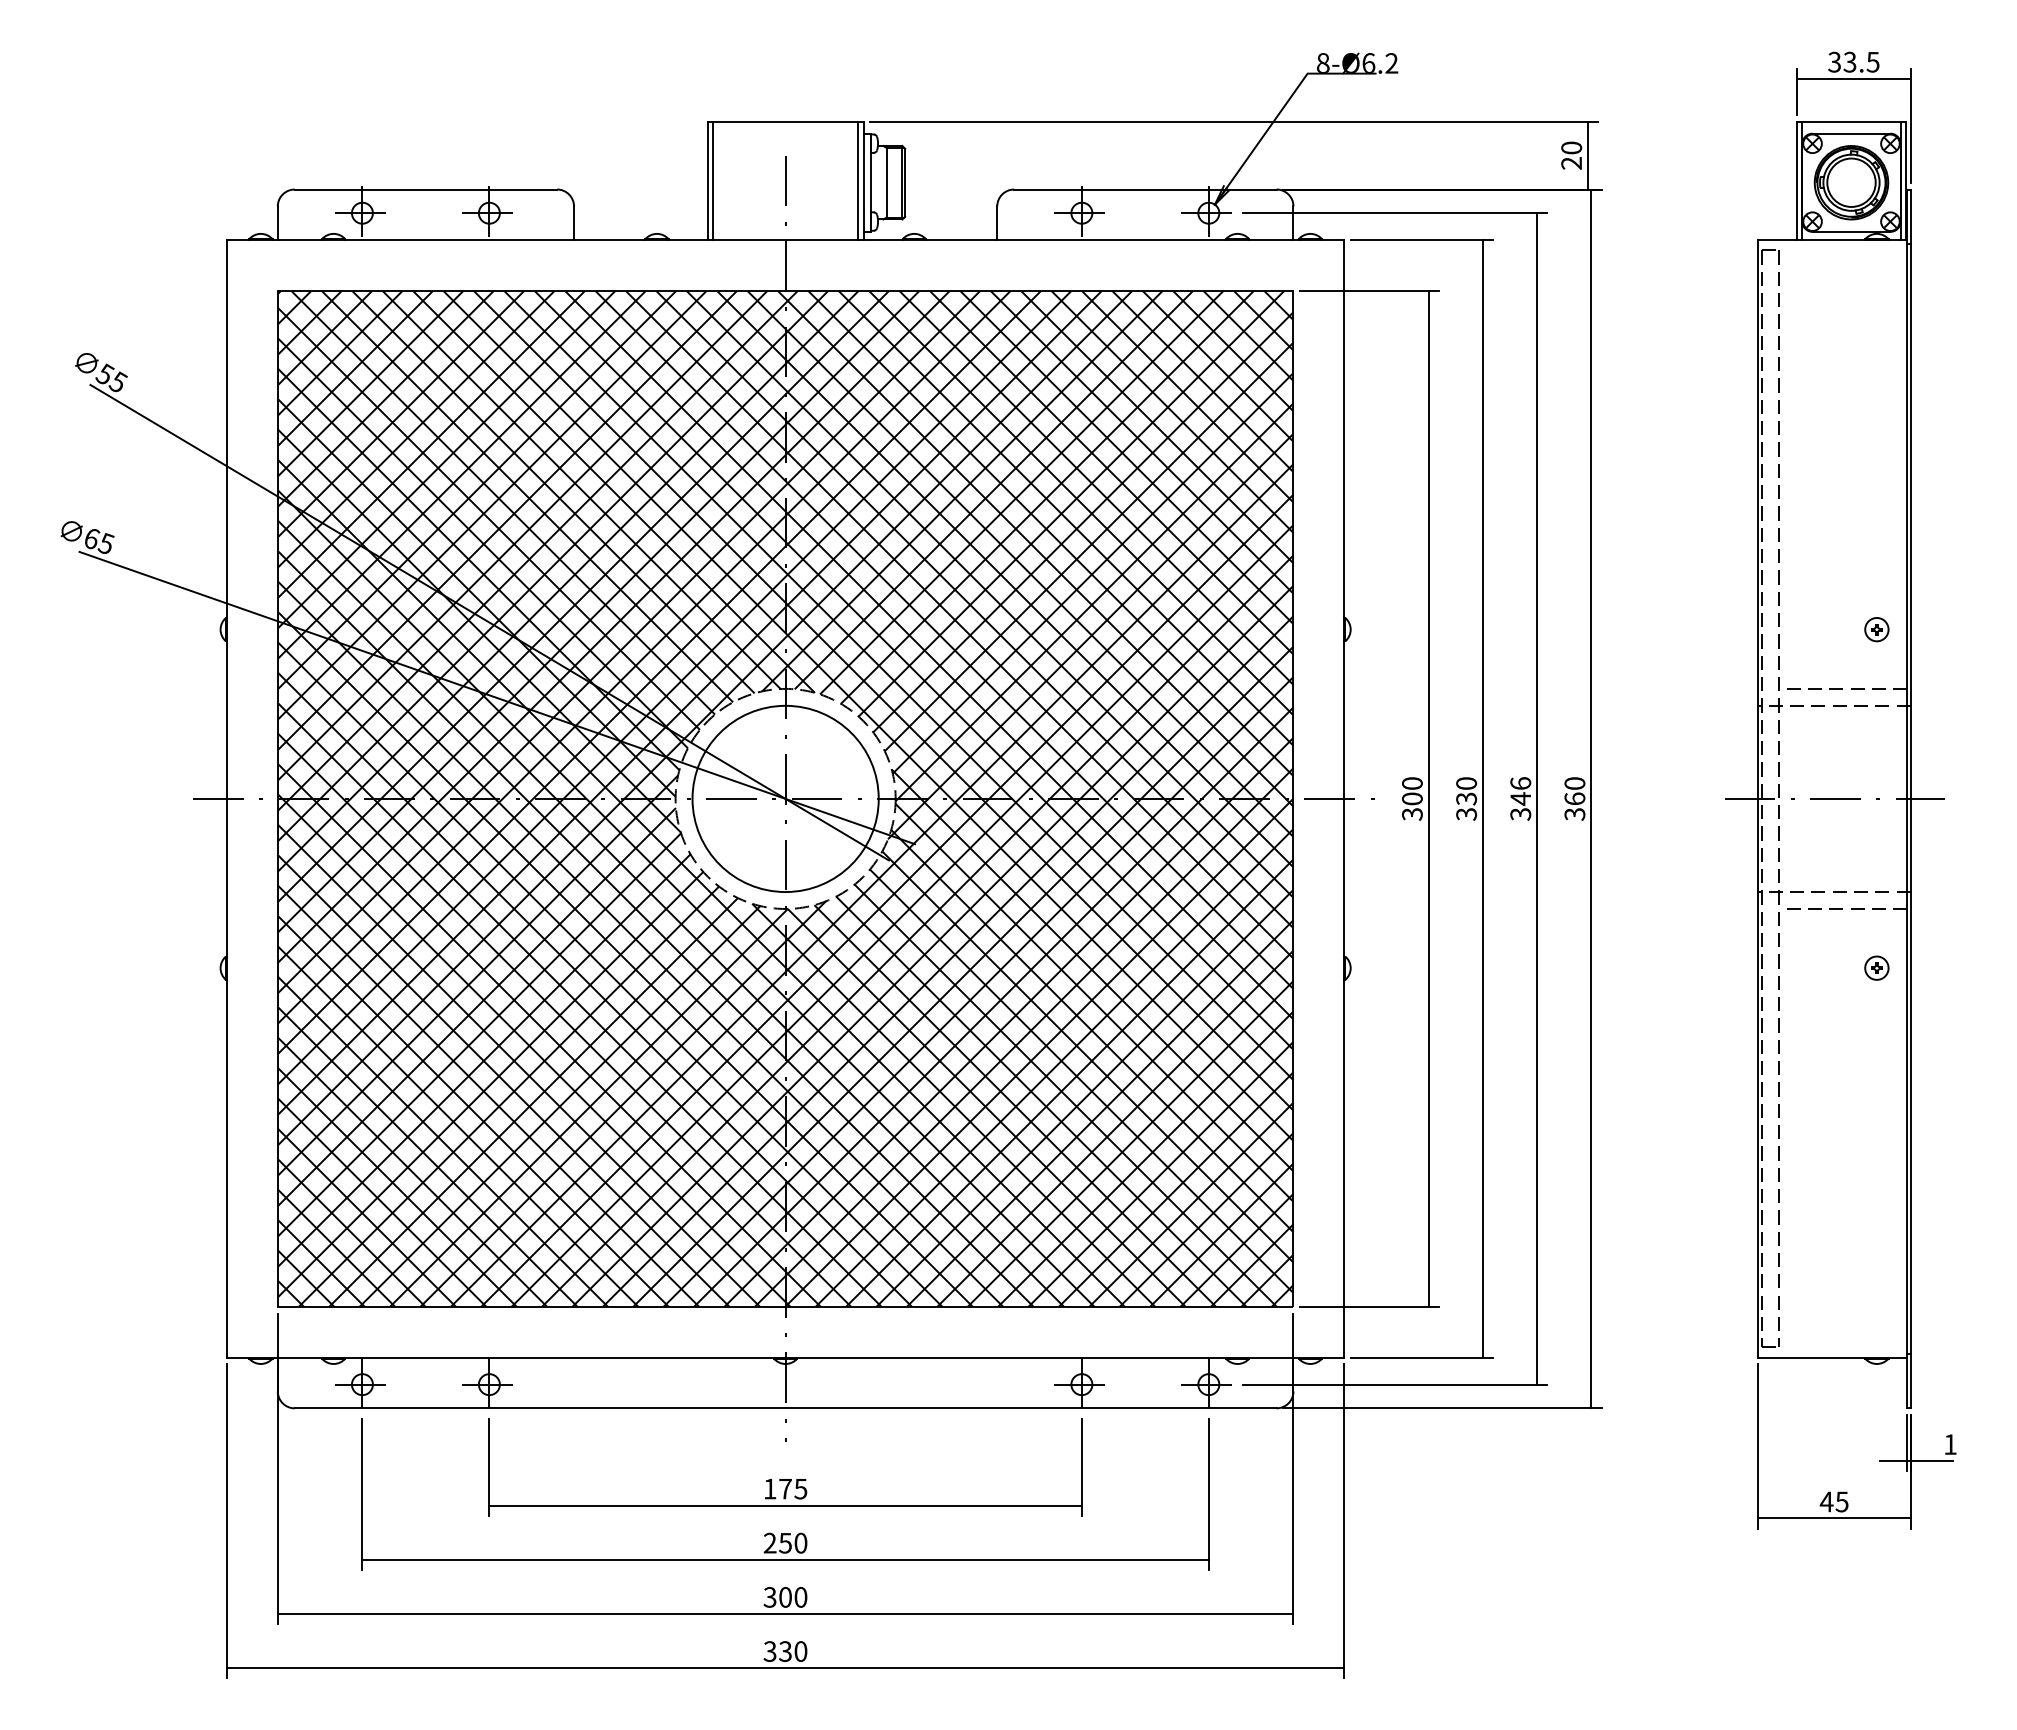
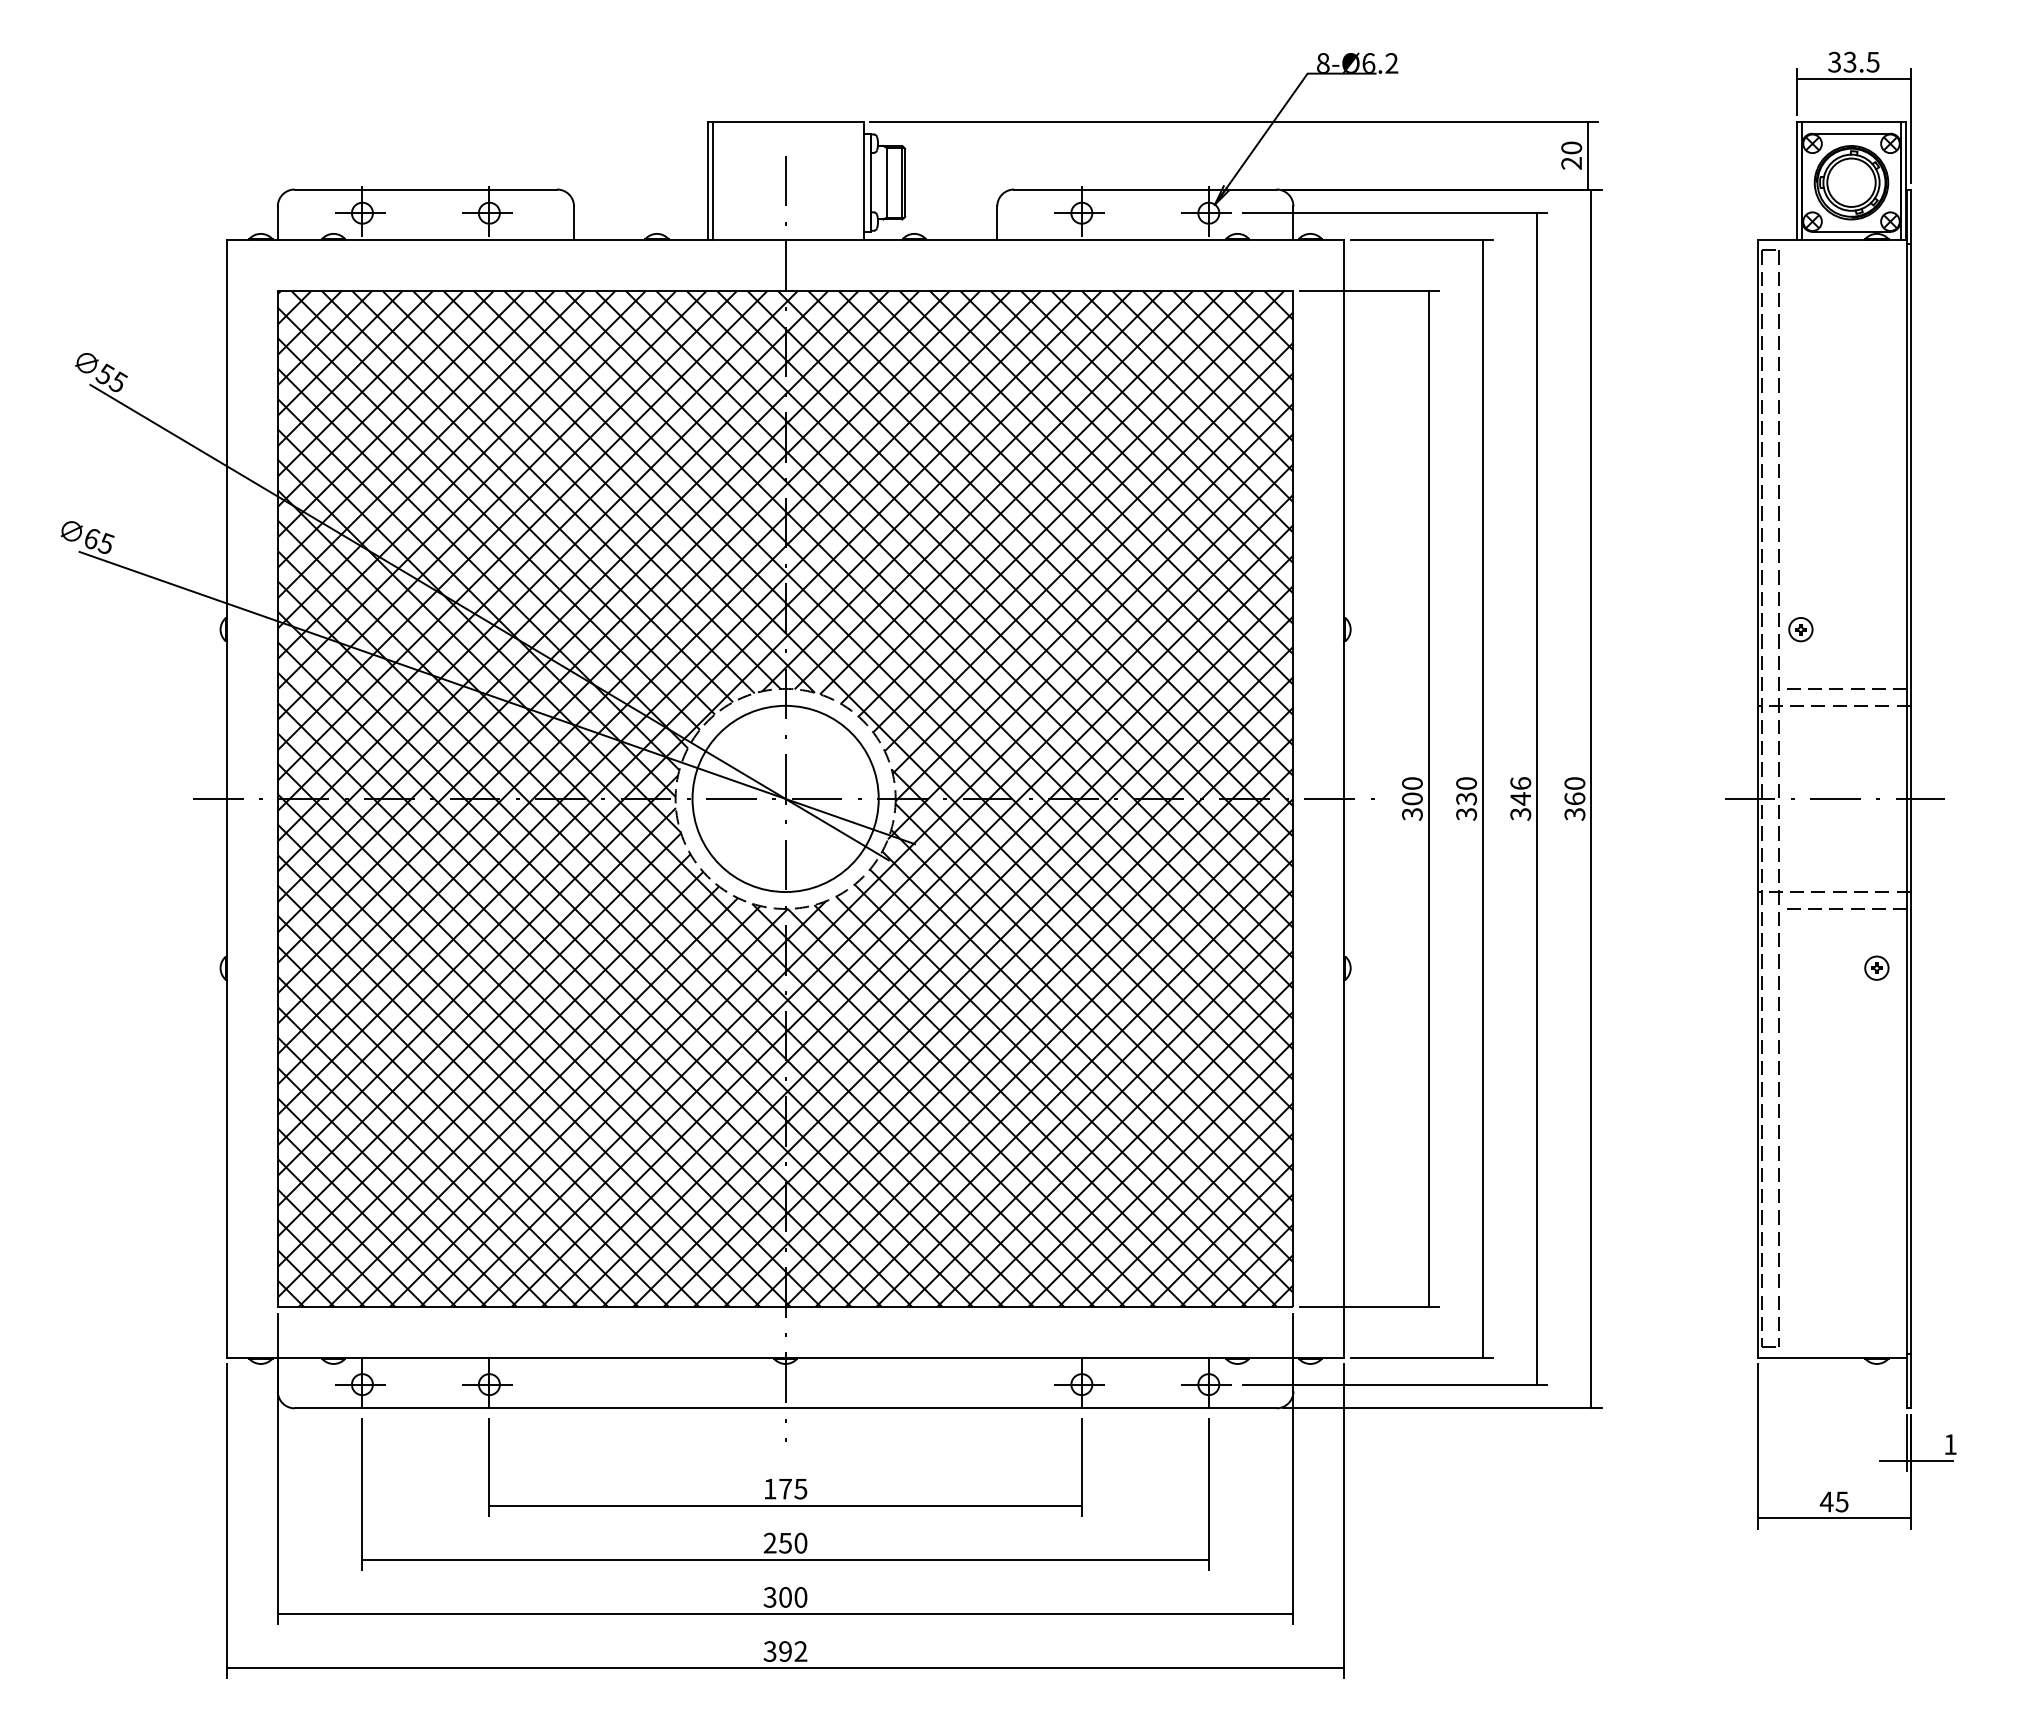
line: present -> none (858, 180)
part position: (1876, 629) -> (1800, 629) (1800, 629)
text: 330 -> 392 (793, 1651)
